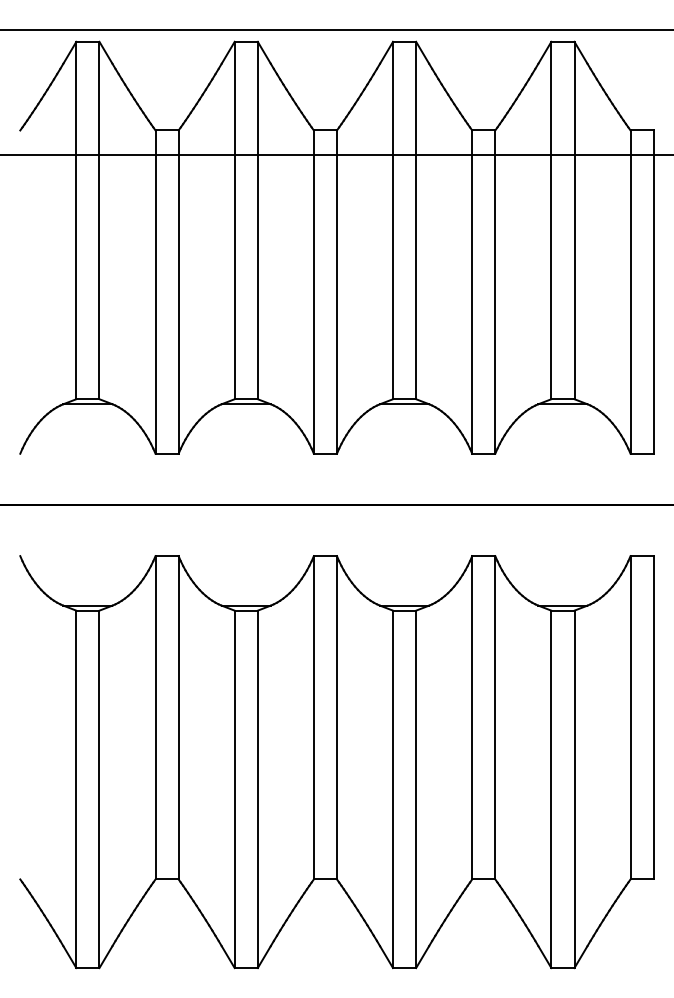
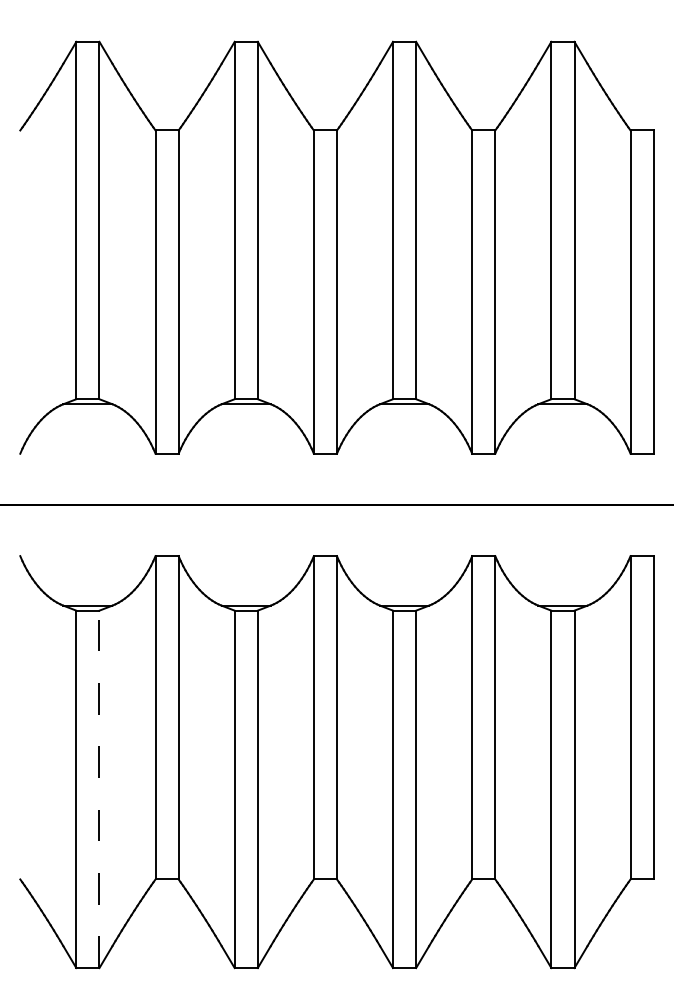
line: present -> none (336, 29)
line: present -> none (336, 154)
line: solid -> dashed (99, 789)
